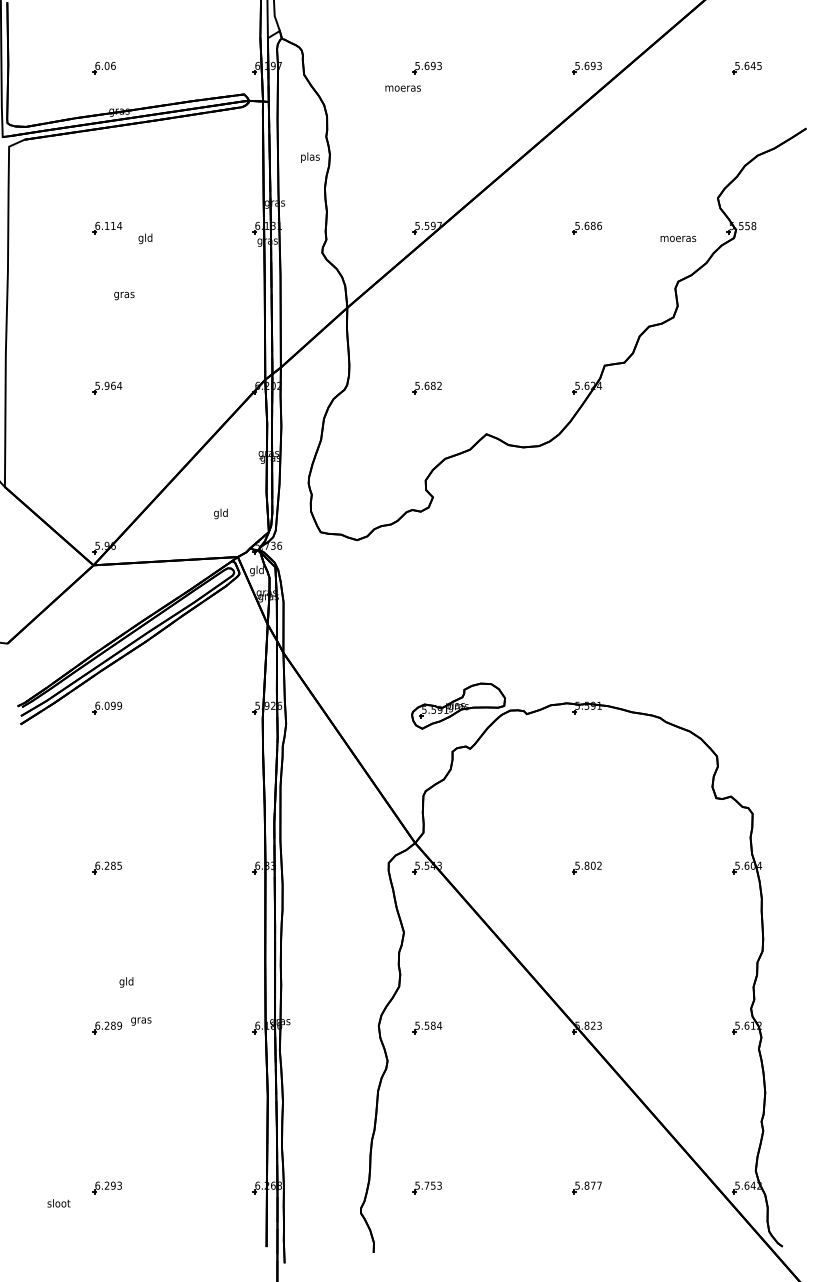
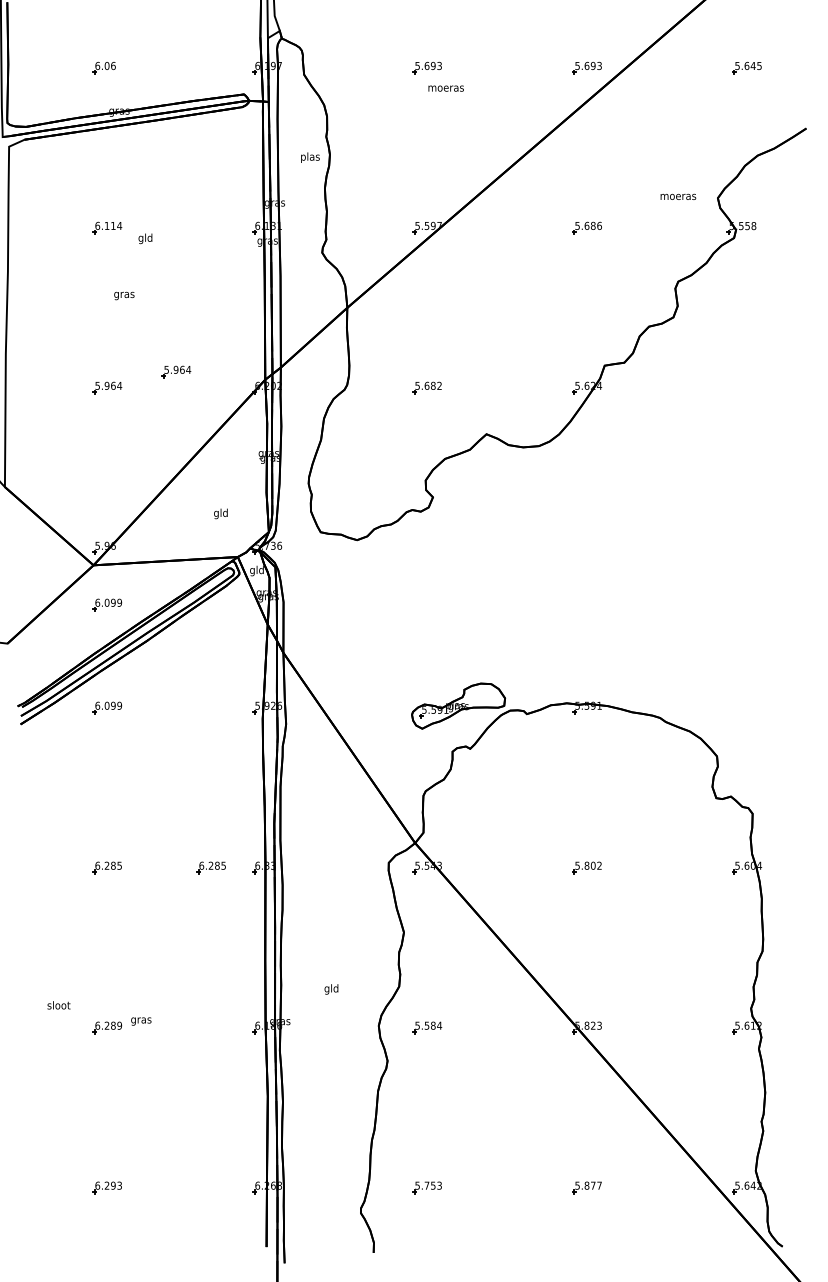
text position: (402, 88) -> (445, 88) (445, 88)
text position: (678, 238) -> (678, 196) (678, 196)
part: none -> present (176, 371)
part: none -> present (107, 604)
part: none -> present (210, 867)
text position: (126, 982) -> (331, 989) (331, 989)
text position: (58, 1203) -> (58, 1005) (58, 1005)
